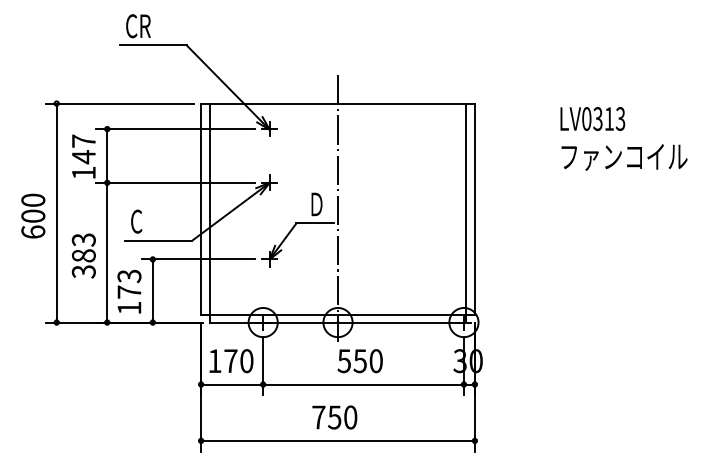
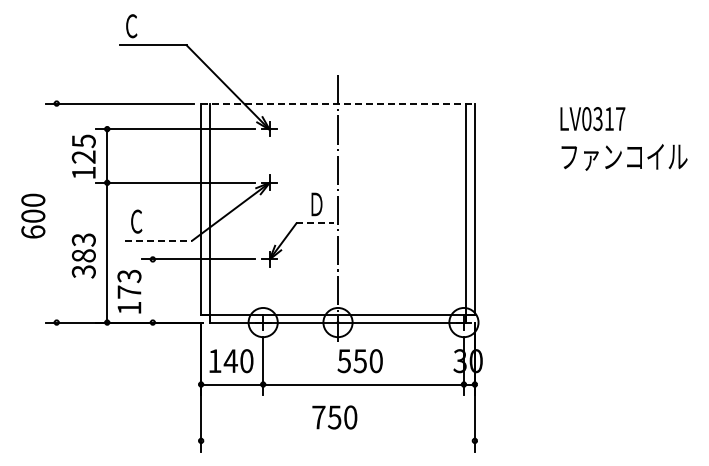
text: CR -> C (145, 25)
line: solid -> dashed (338, 103)
text: LV0313 -> LV0317 (620, 118)
text: 147 -> 125 (83, 149)
line: present -> none (56, 212)
line: solid -> dashed (315, 223)
line: solid -> dashed (158, 240)
line: present -> none (152, 290)
text: 170 -> 140 (230, 360)
line: present -> none (337, 440)
